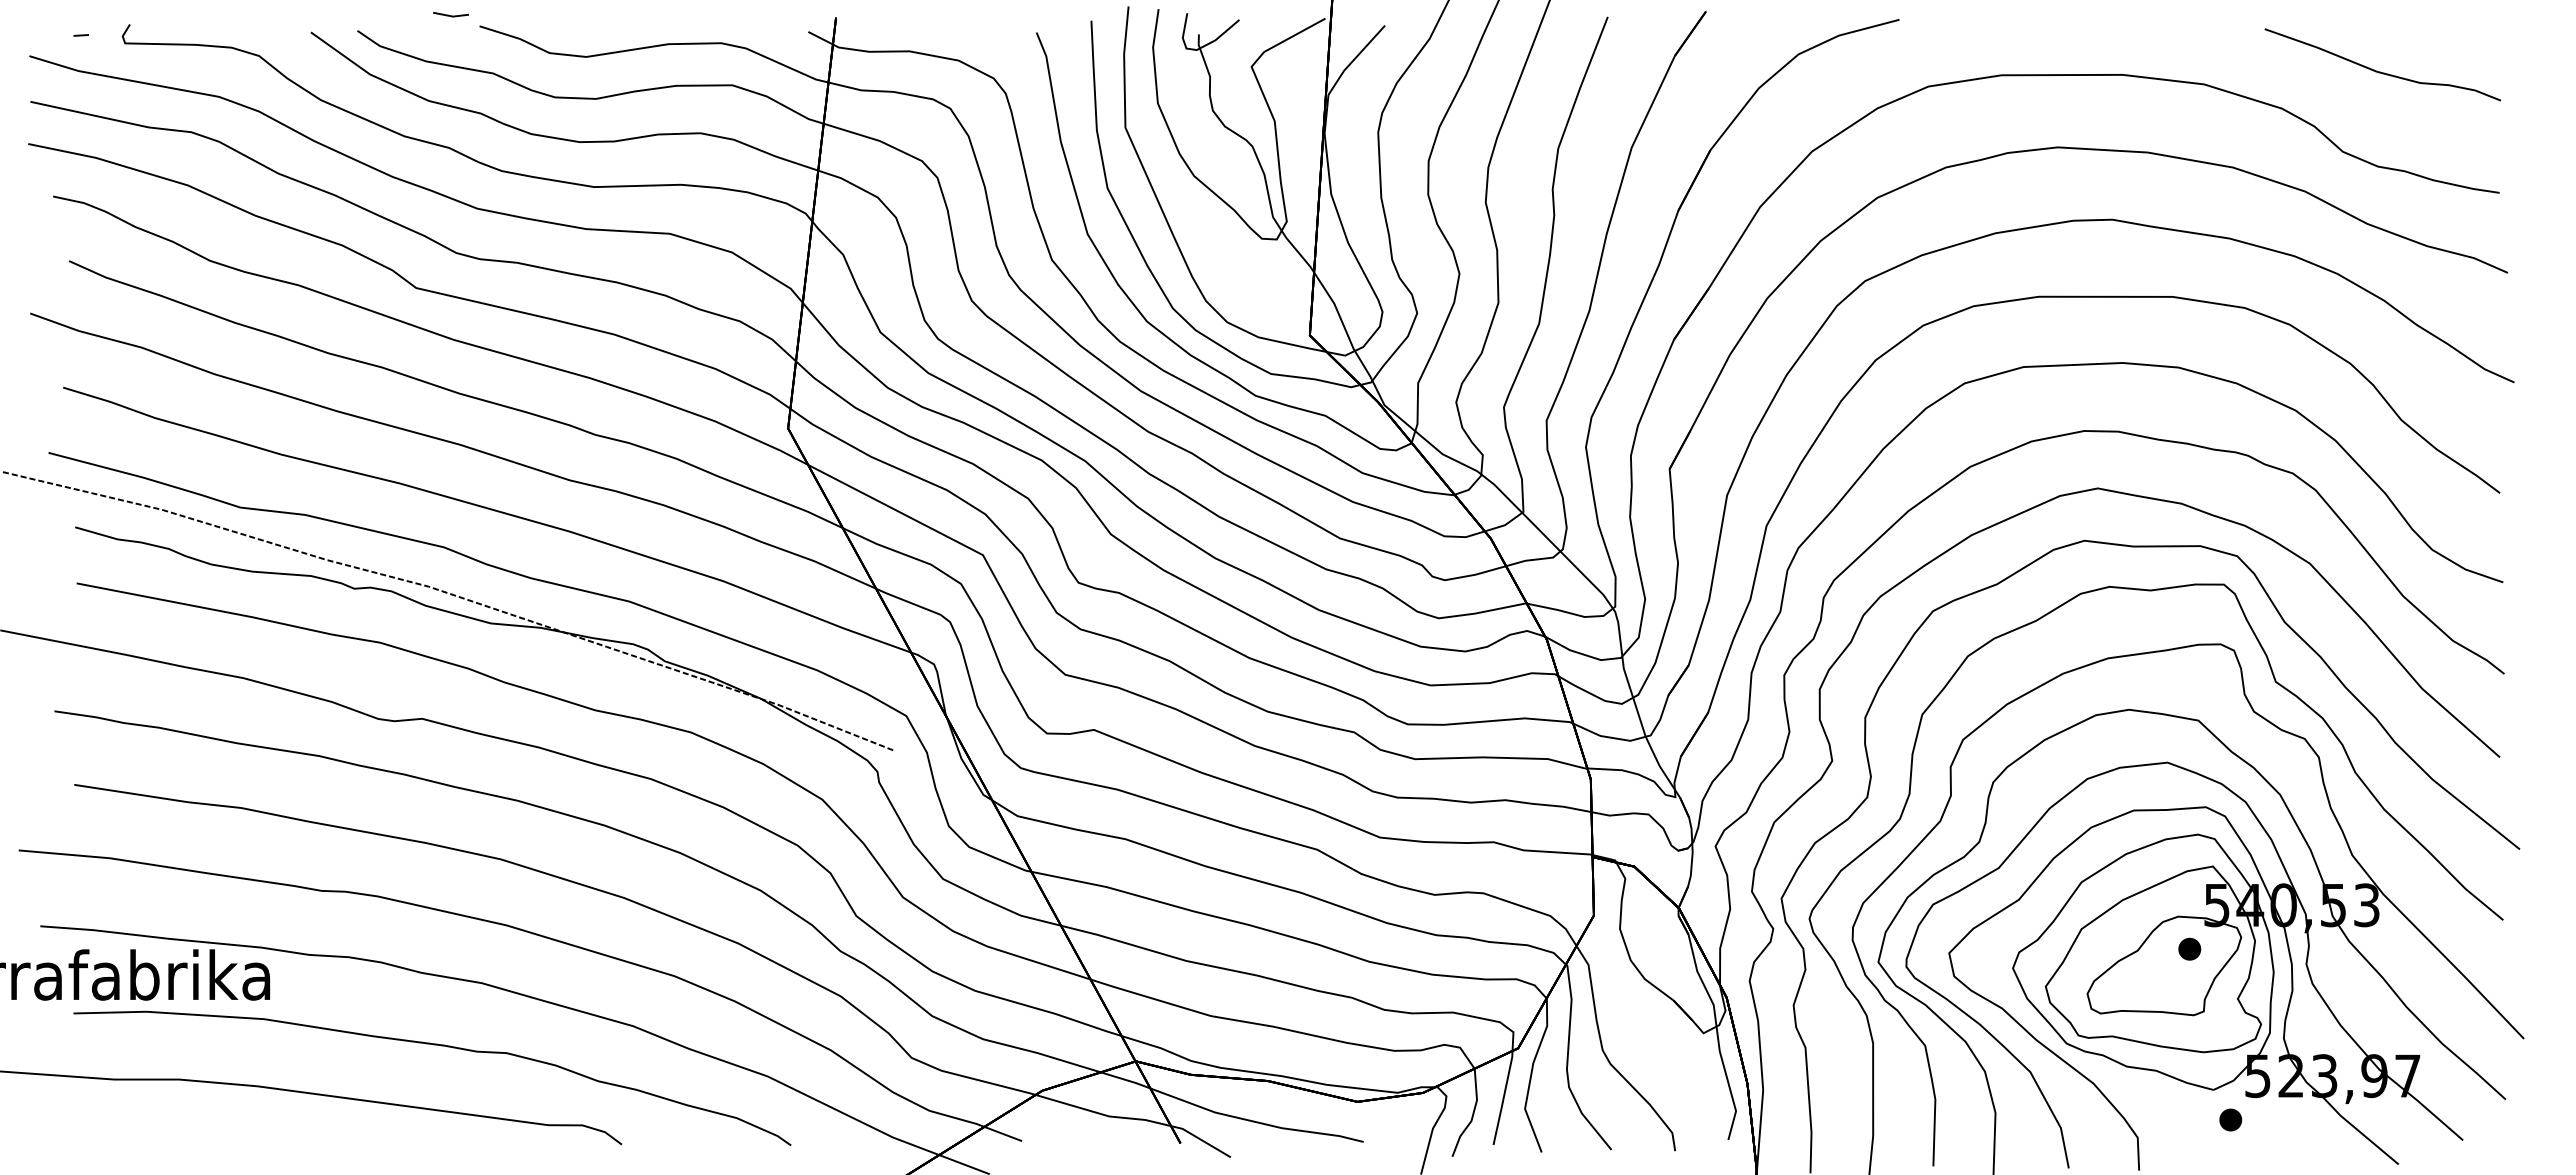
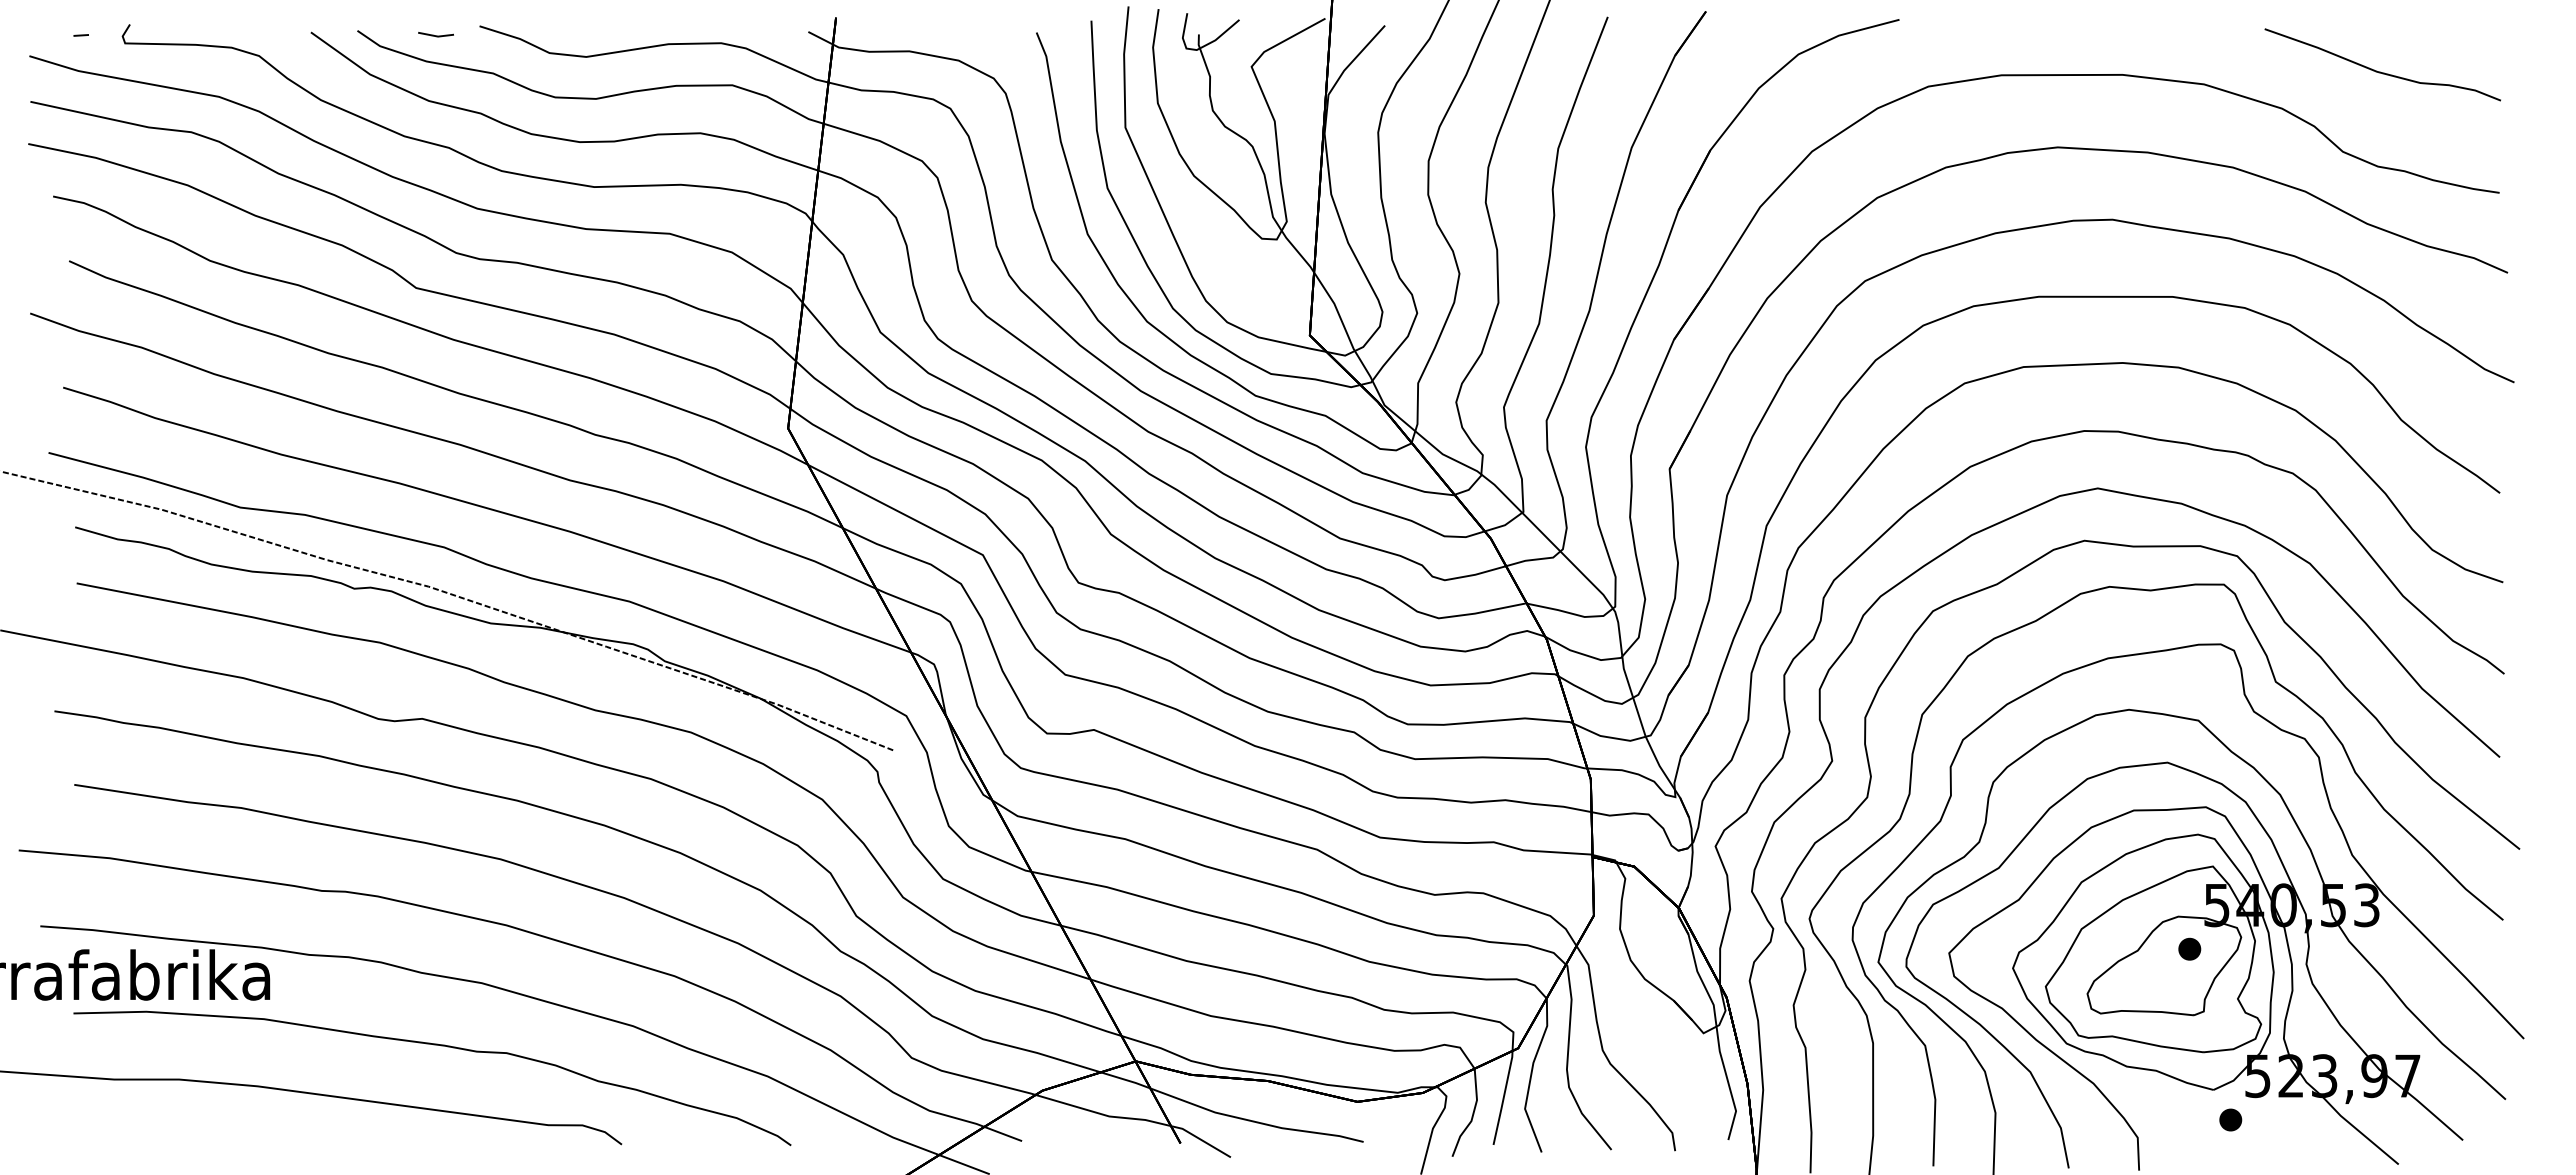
line position: (450, 15) -> (435, 35) (435, 35)
